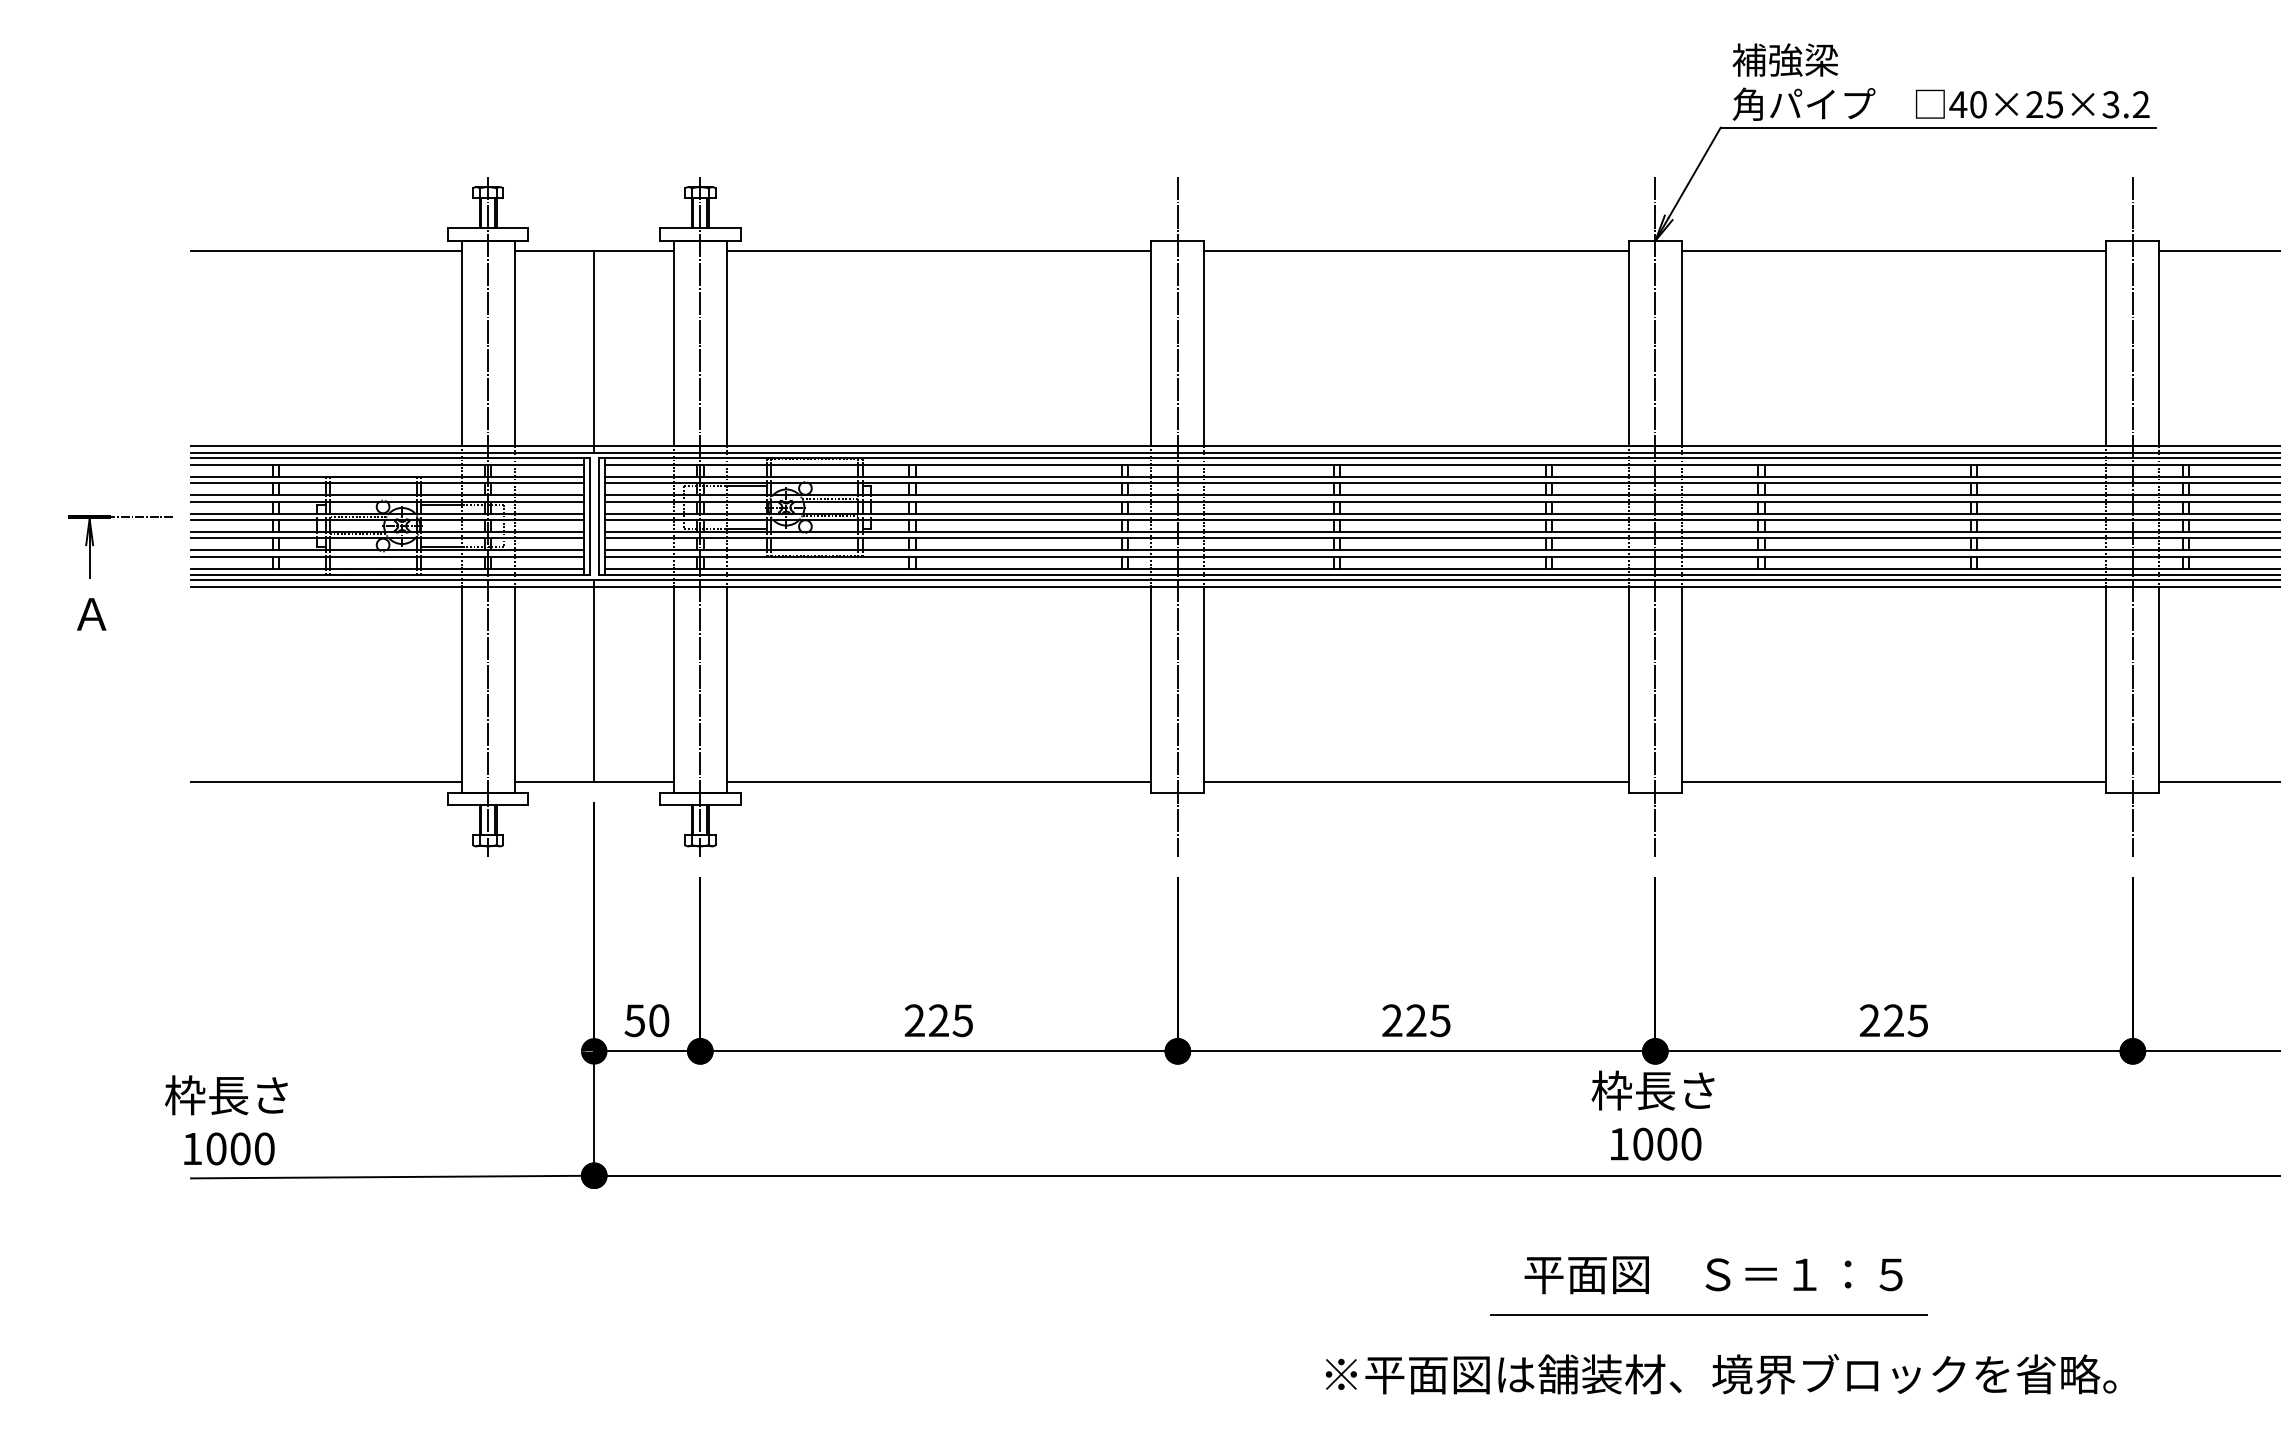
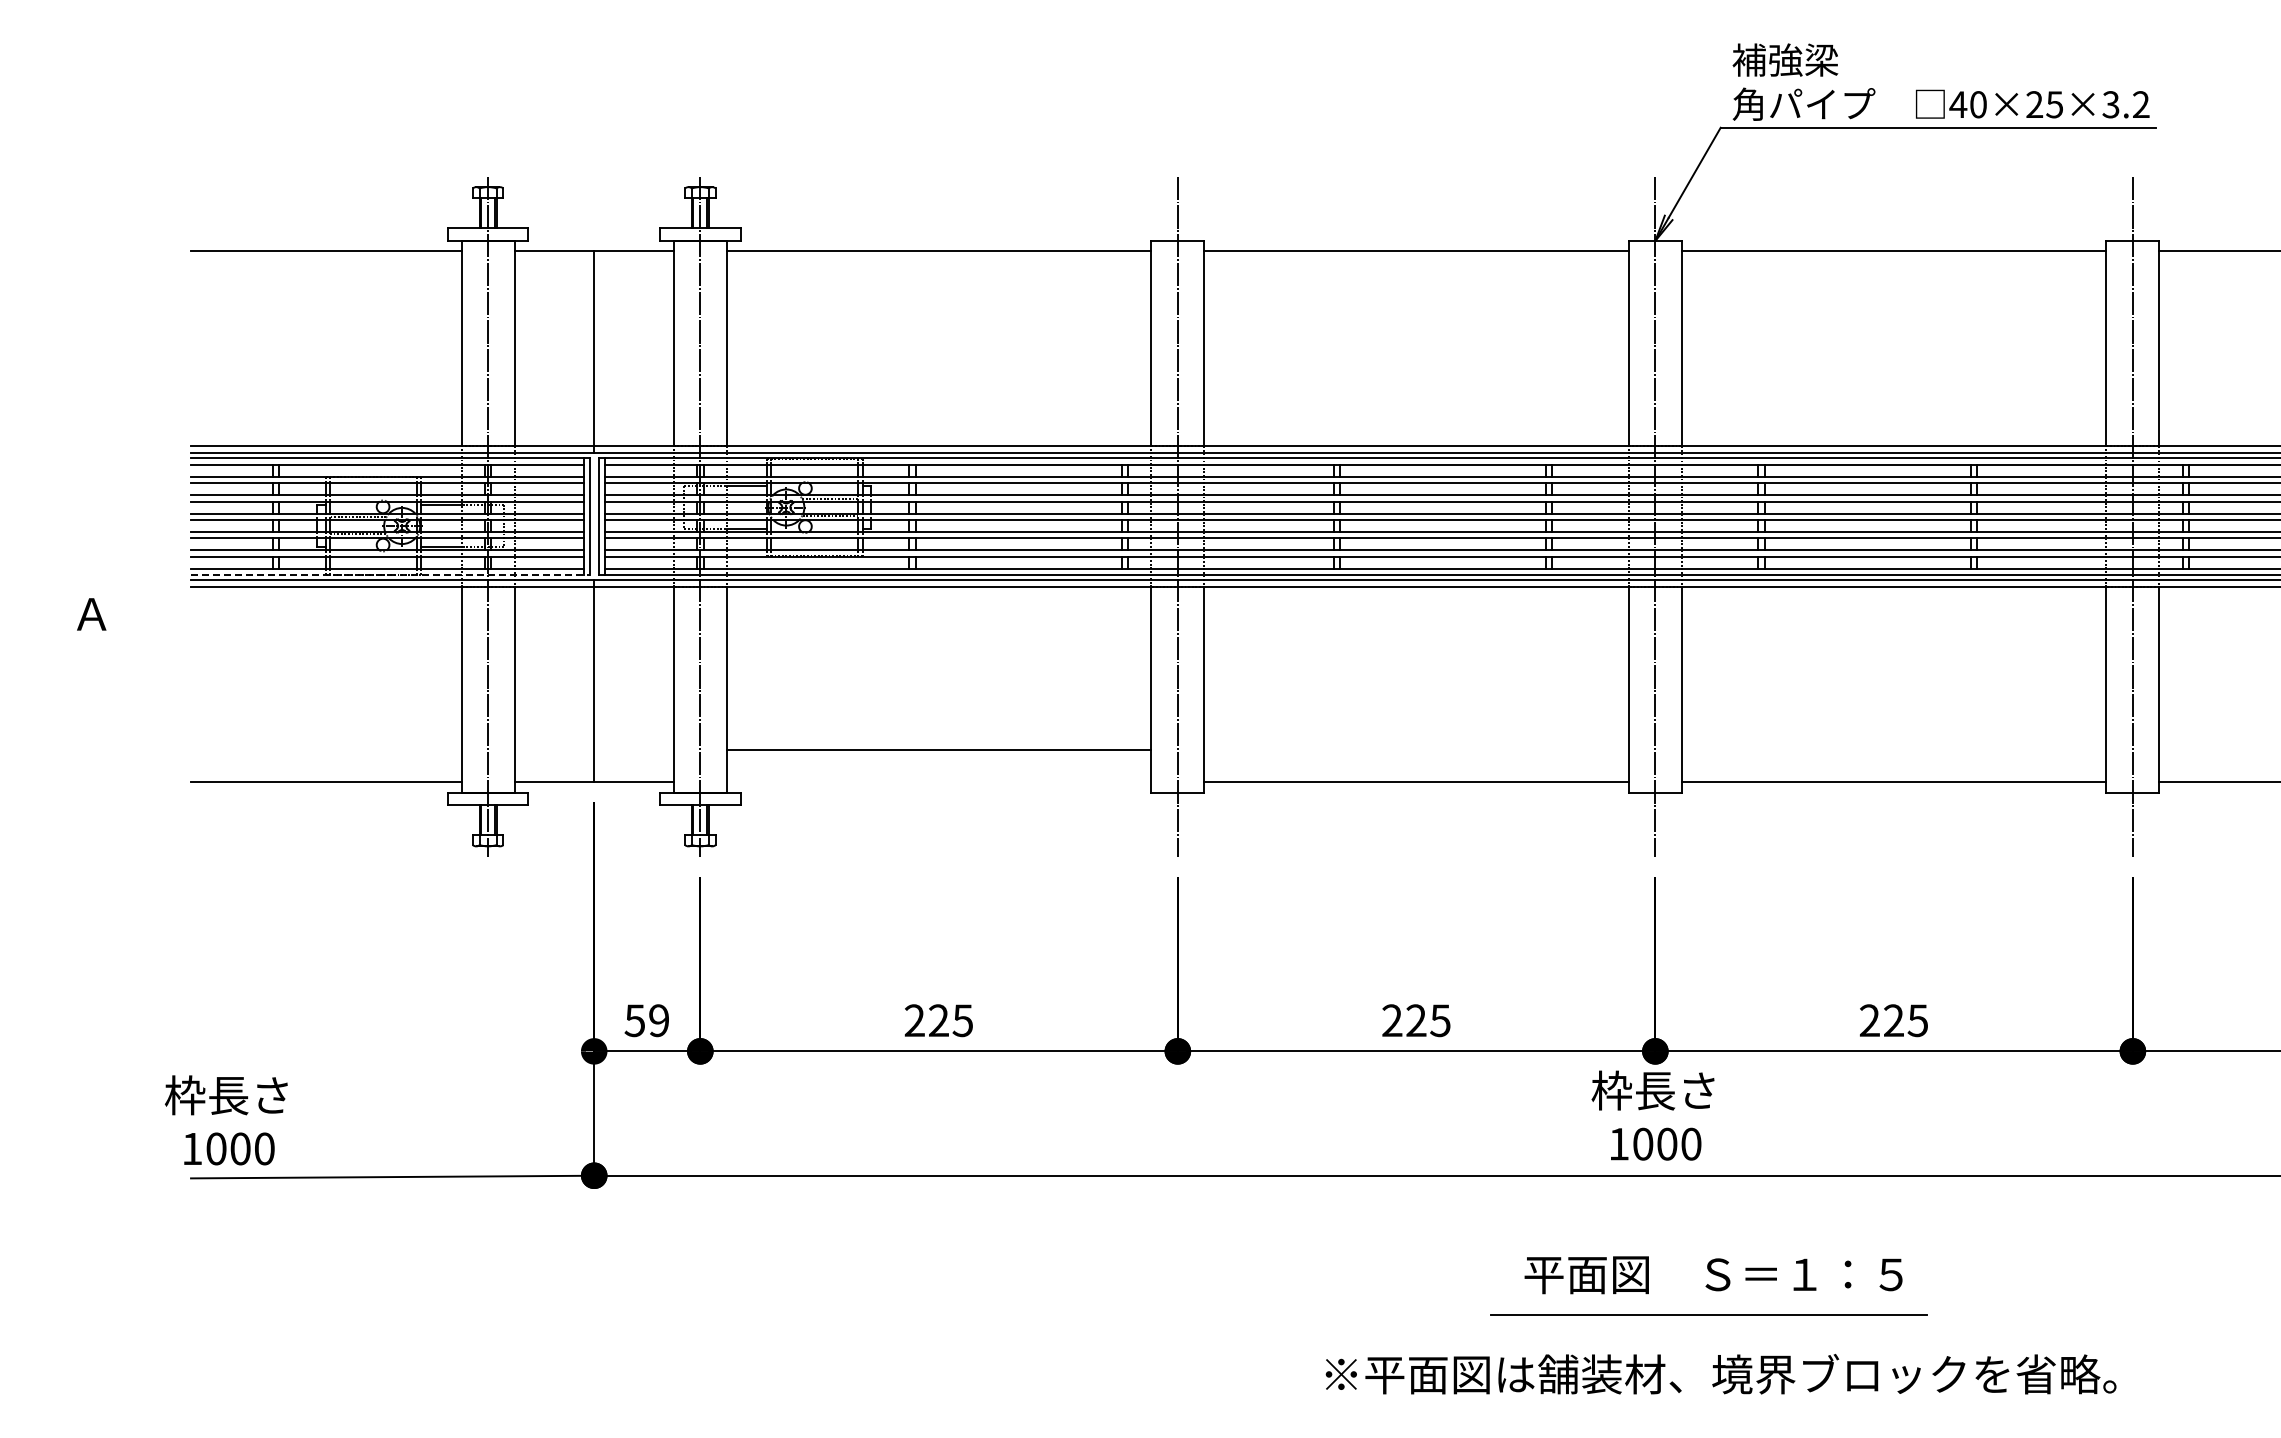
part: present -> none (94, 545)
line: solid -> dashed (391, 575)
line position: (938, 782) -> (938, 750) (938, 750)
text: 50 -> 59 (659, 1020)
